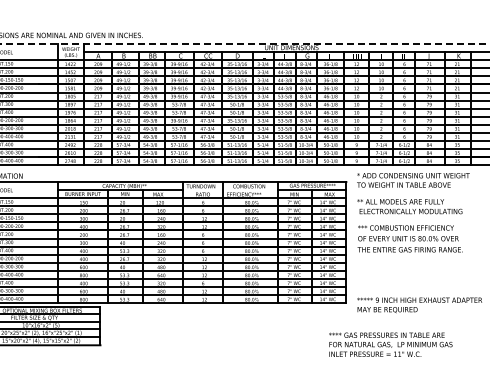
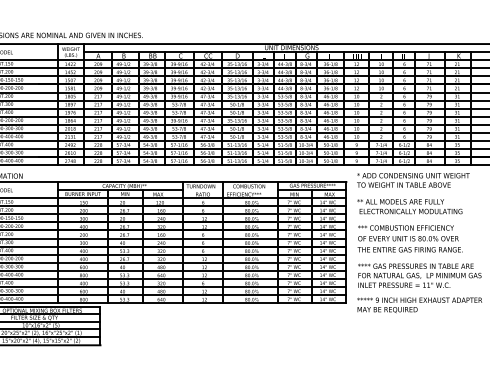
line: dashed -> solid (245, 44)
text position: (390, 344) -> (419, 275) (419, 275)
